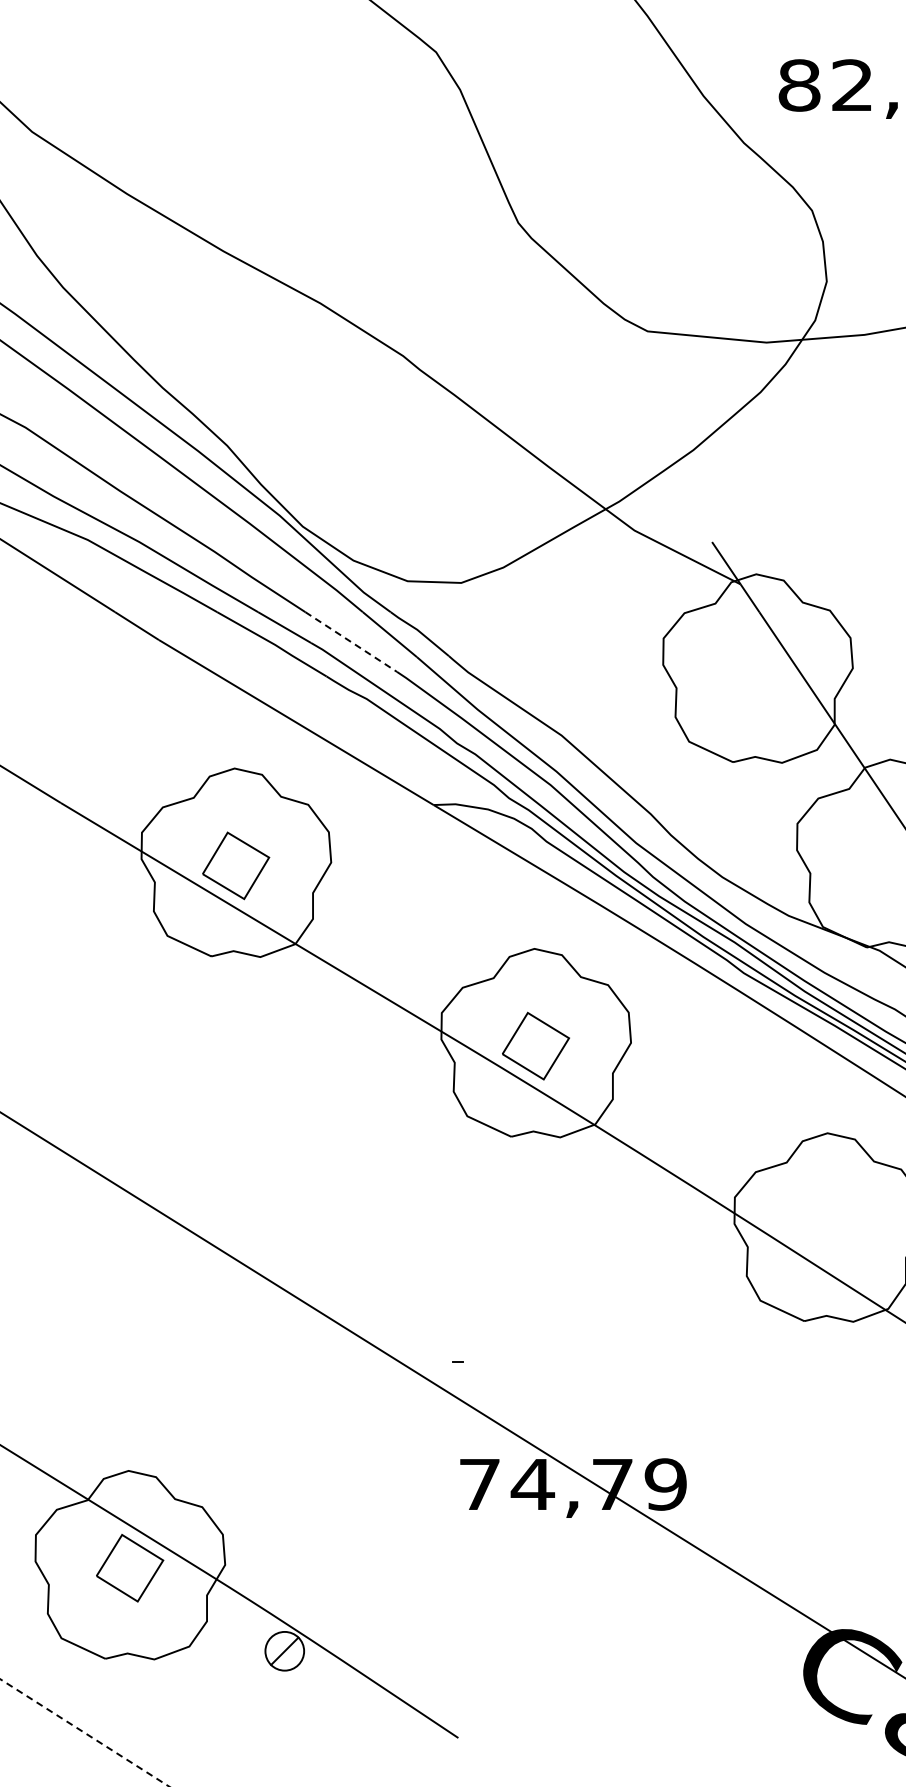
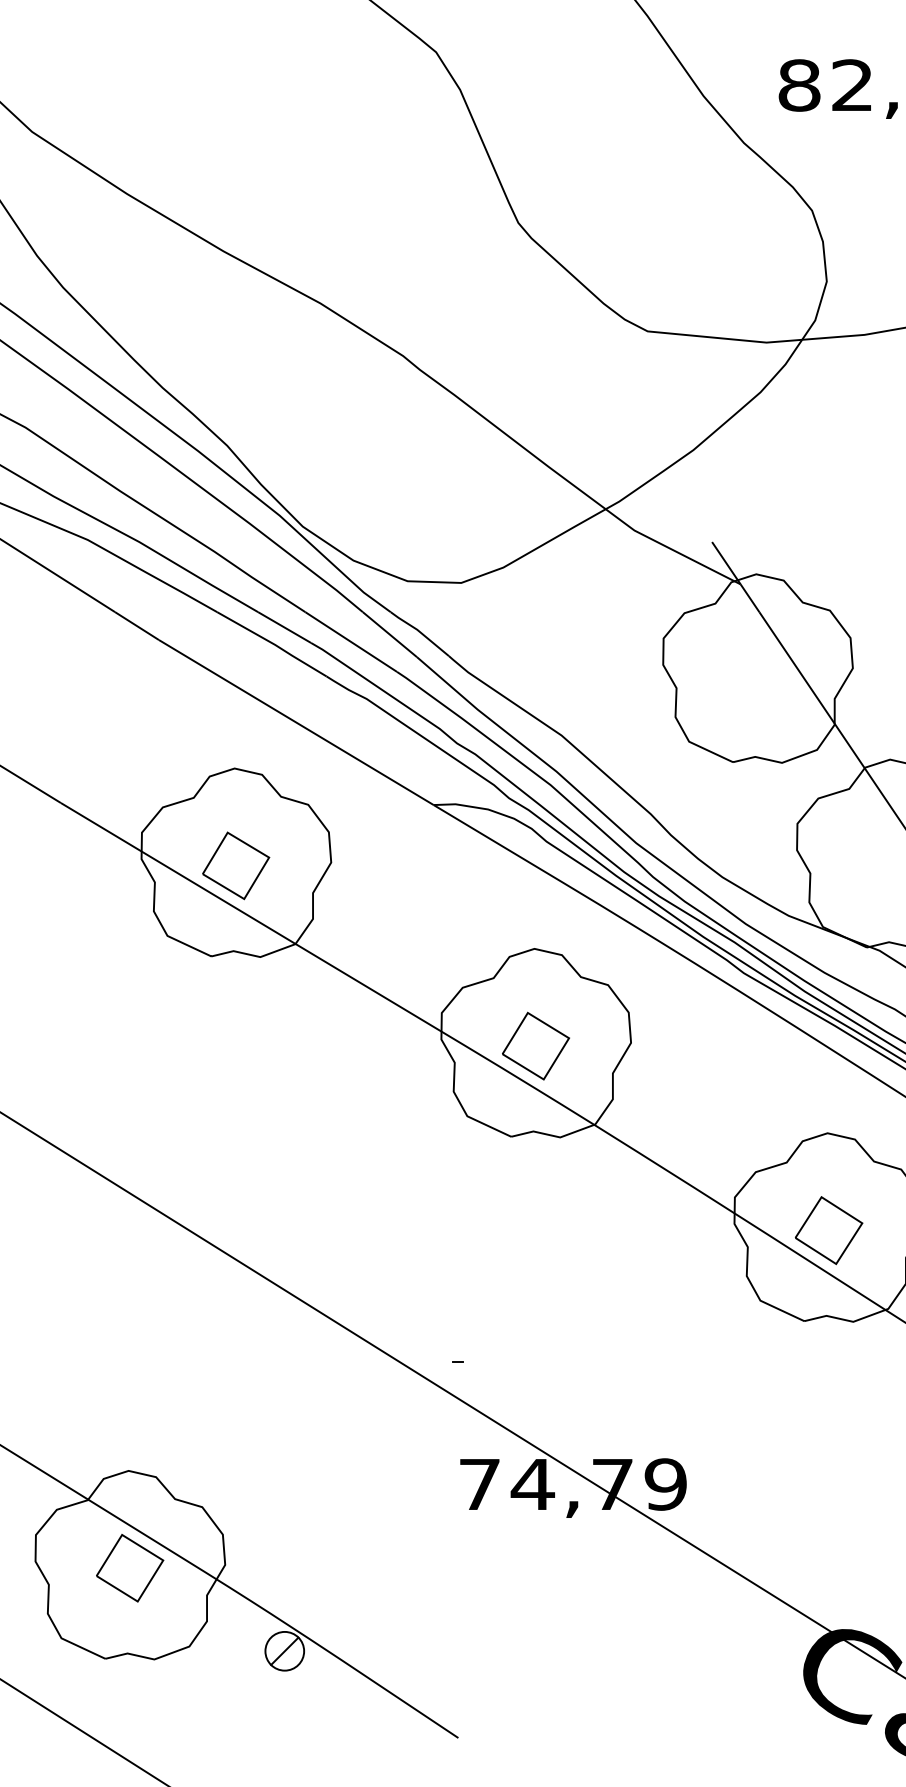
line: dashed -> solid (351, 642)
part: none -> present (829, 1230)
line: dashed -> solid (84, 1732)
